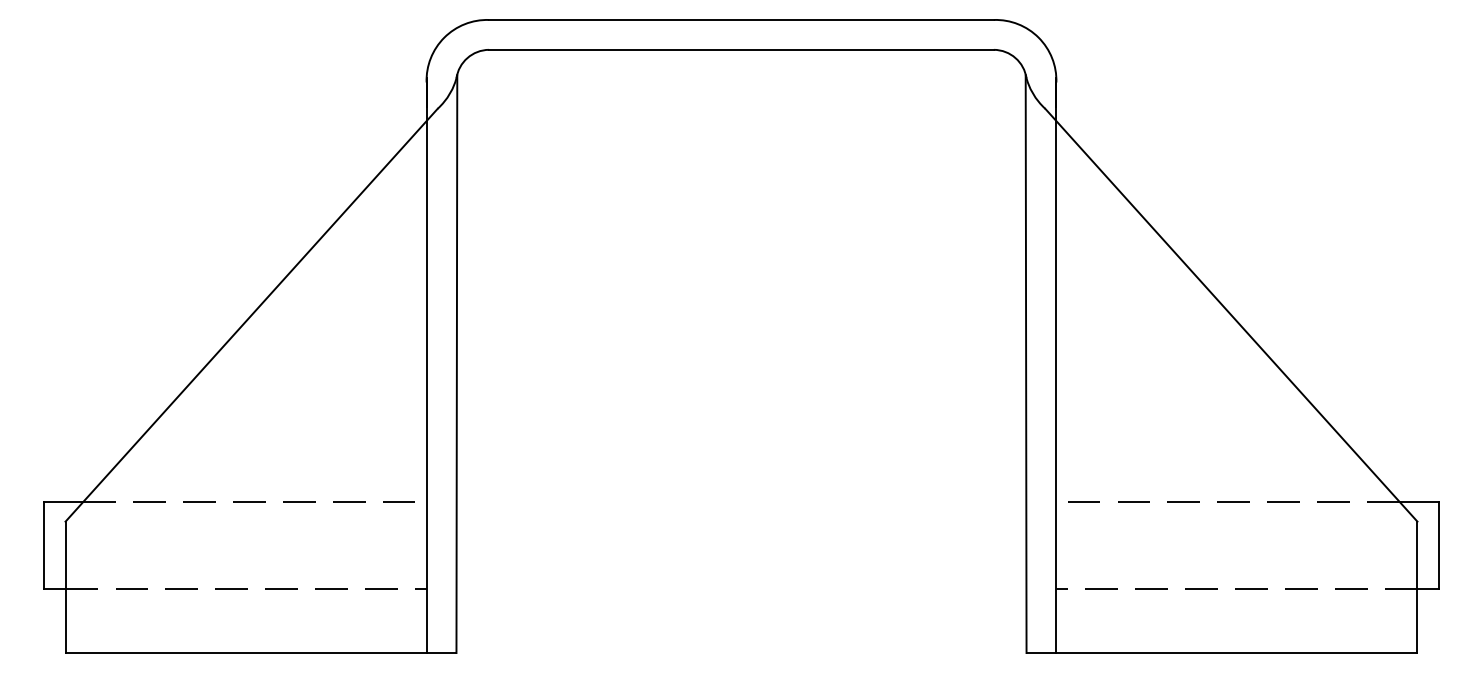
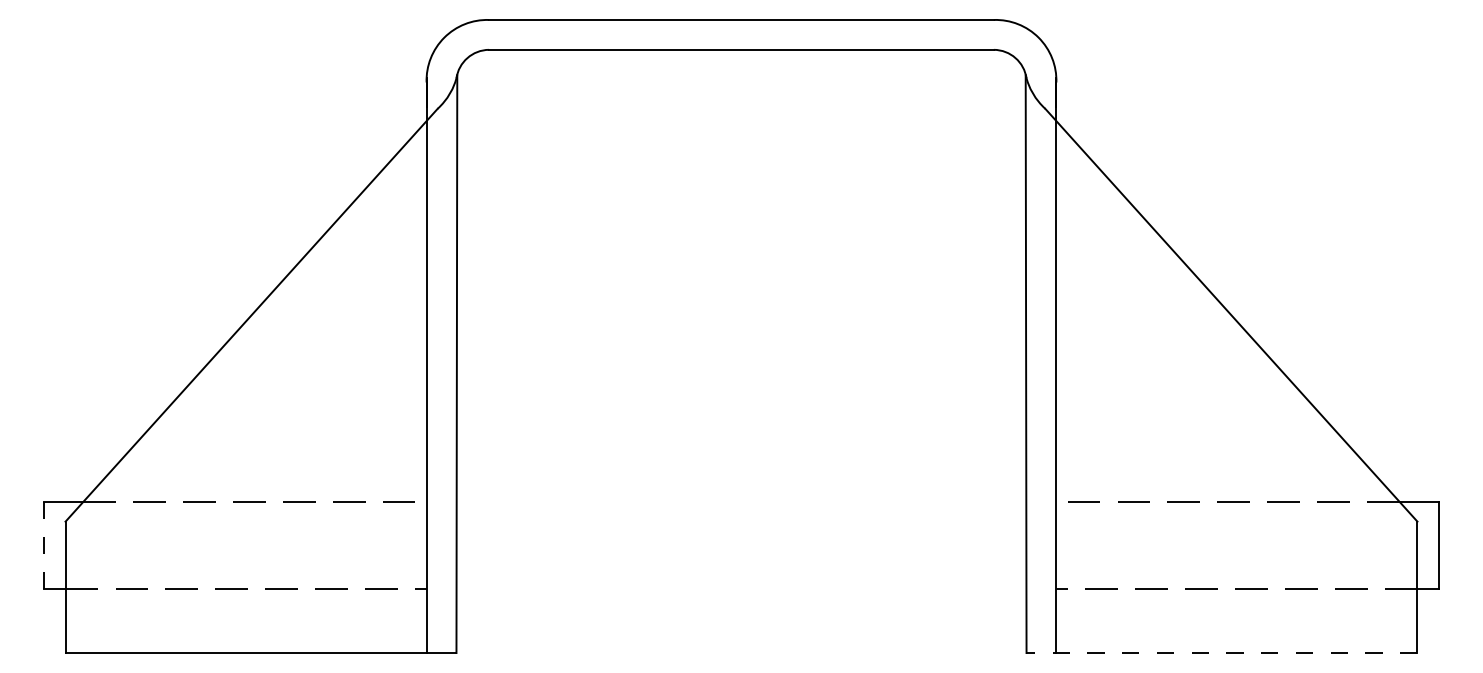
line: solid -> dashed (44, 546)
line: solid -> dashed (1221, 653)
